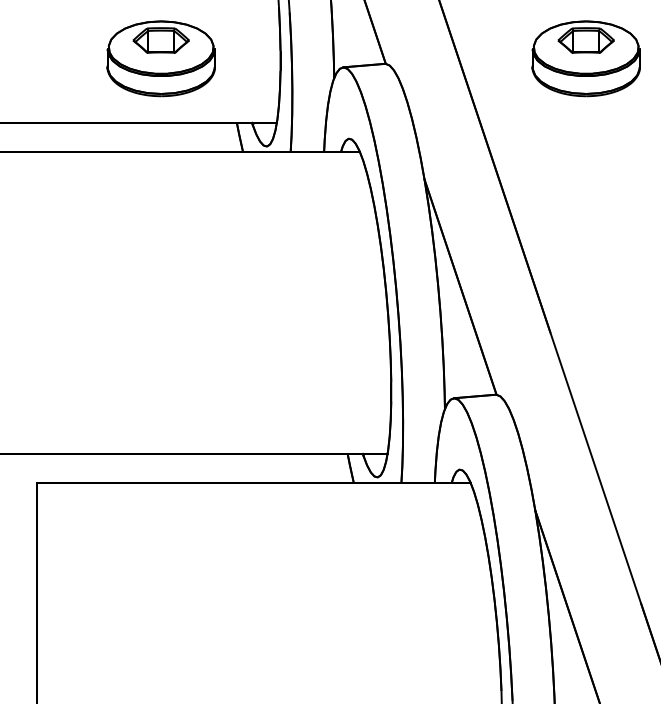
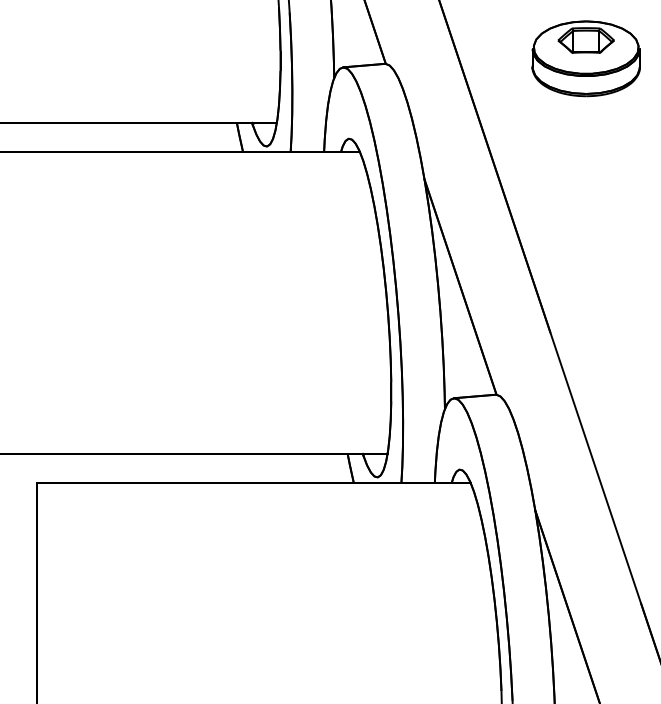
part: present -> none (160, 58)
